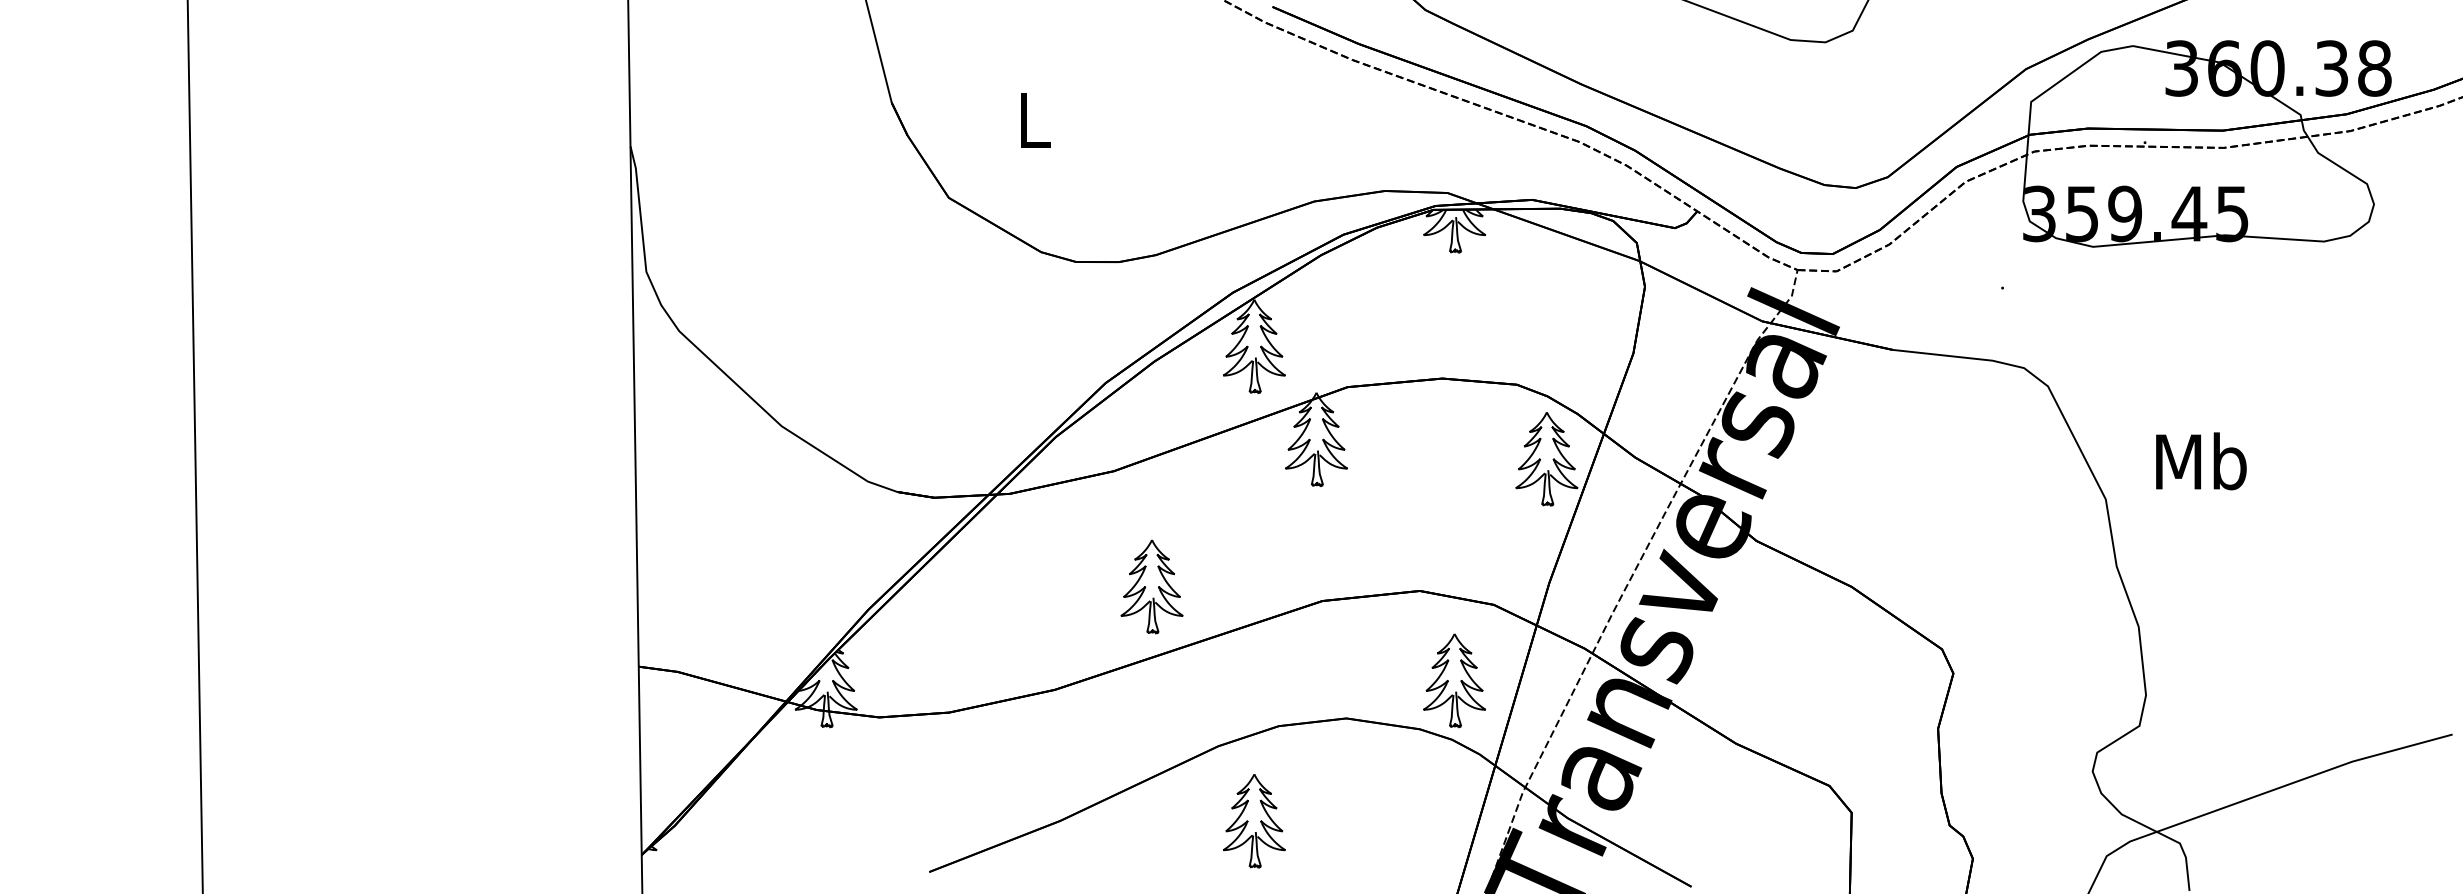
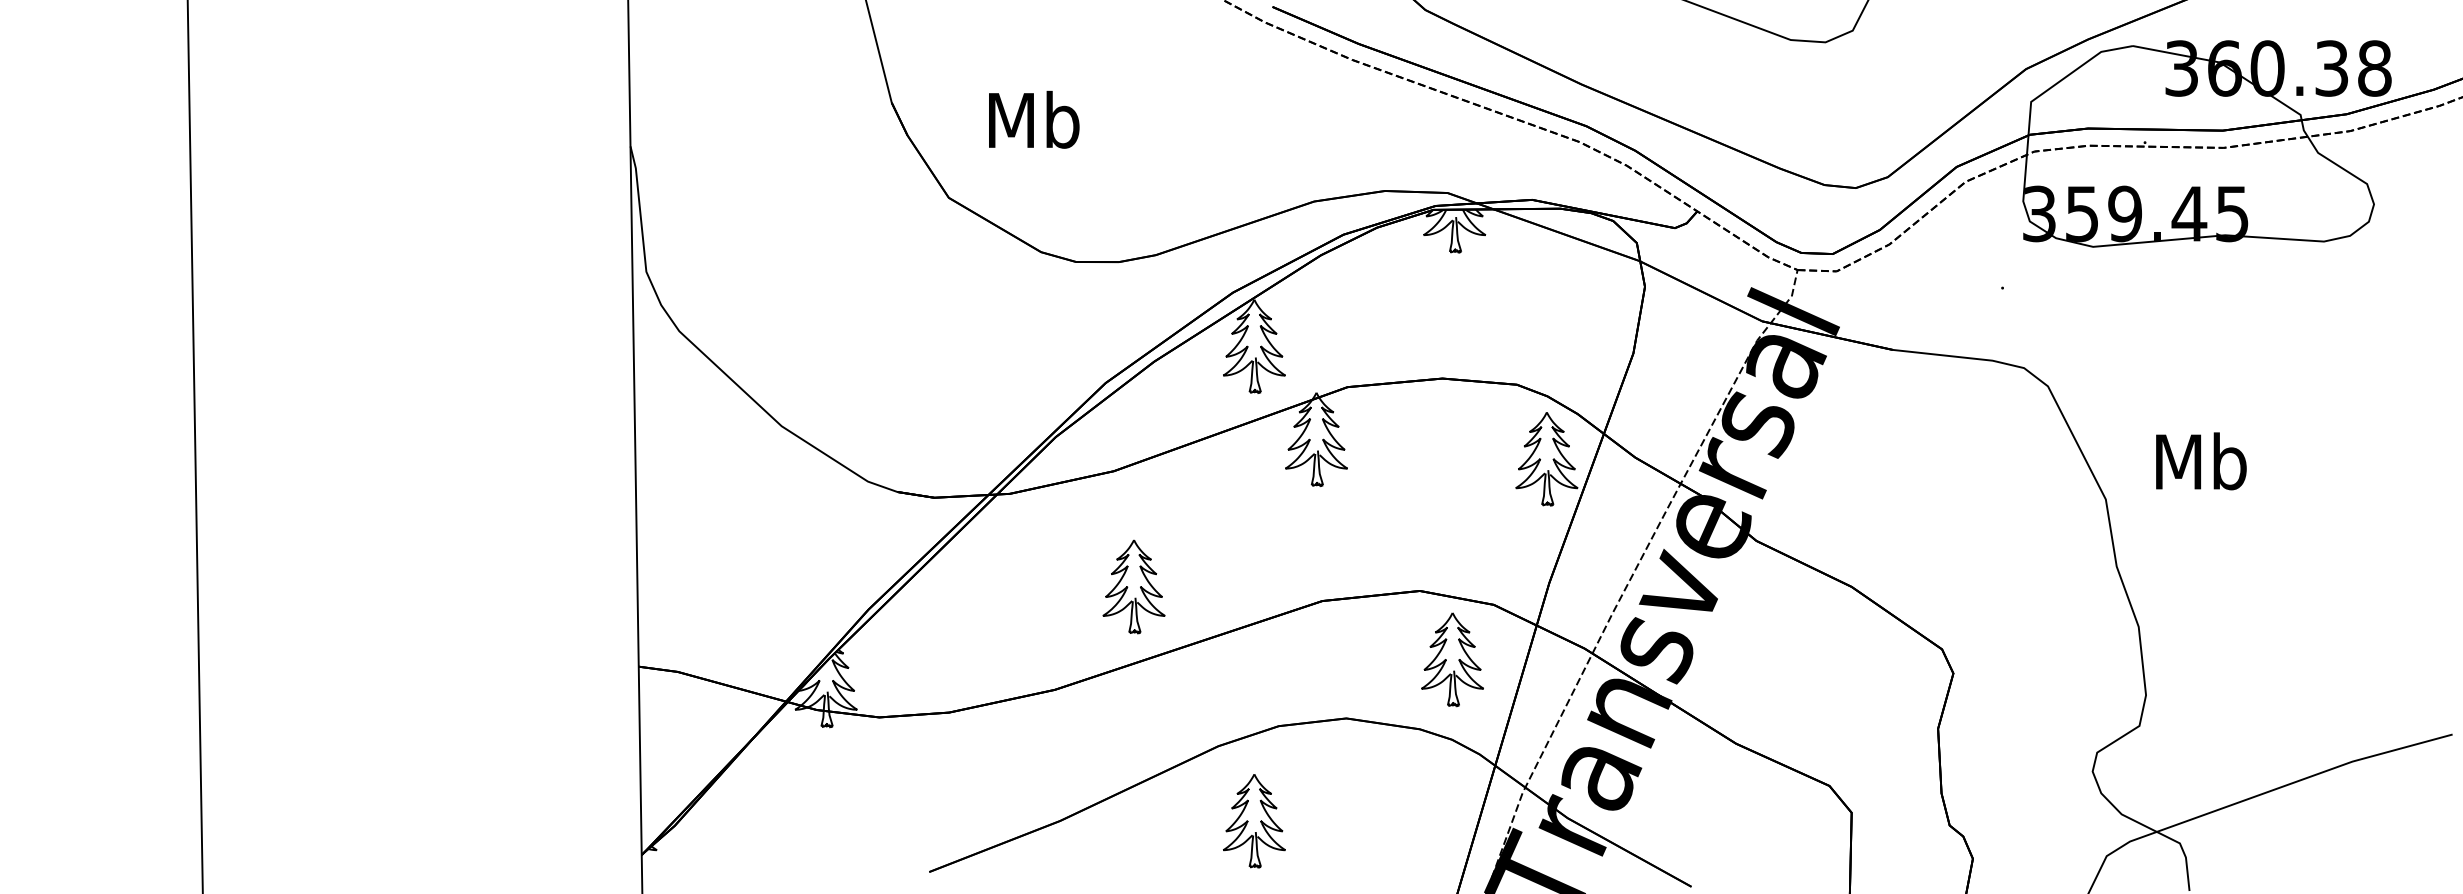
text: L -> Mb (1034, 119)
part position: (1151, 586) -> (1133, 586) (1133, 586)
part position: (1454, 680) -> (1452, 659) (1452, 659)
